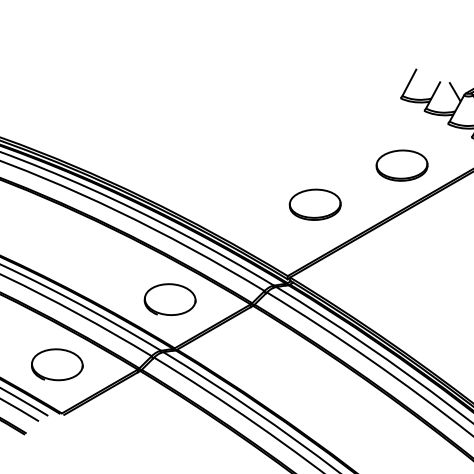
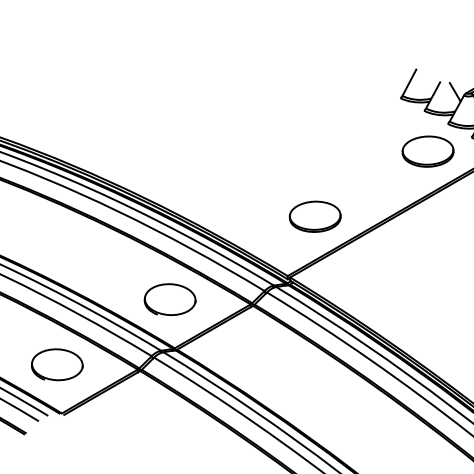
part position: (401, 165) -> (427, 151) (427, 151)
part position: (314, 204) -> (314, 216) (314, 216)
